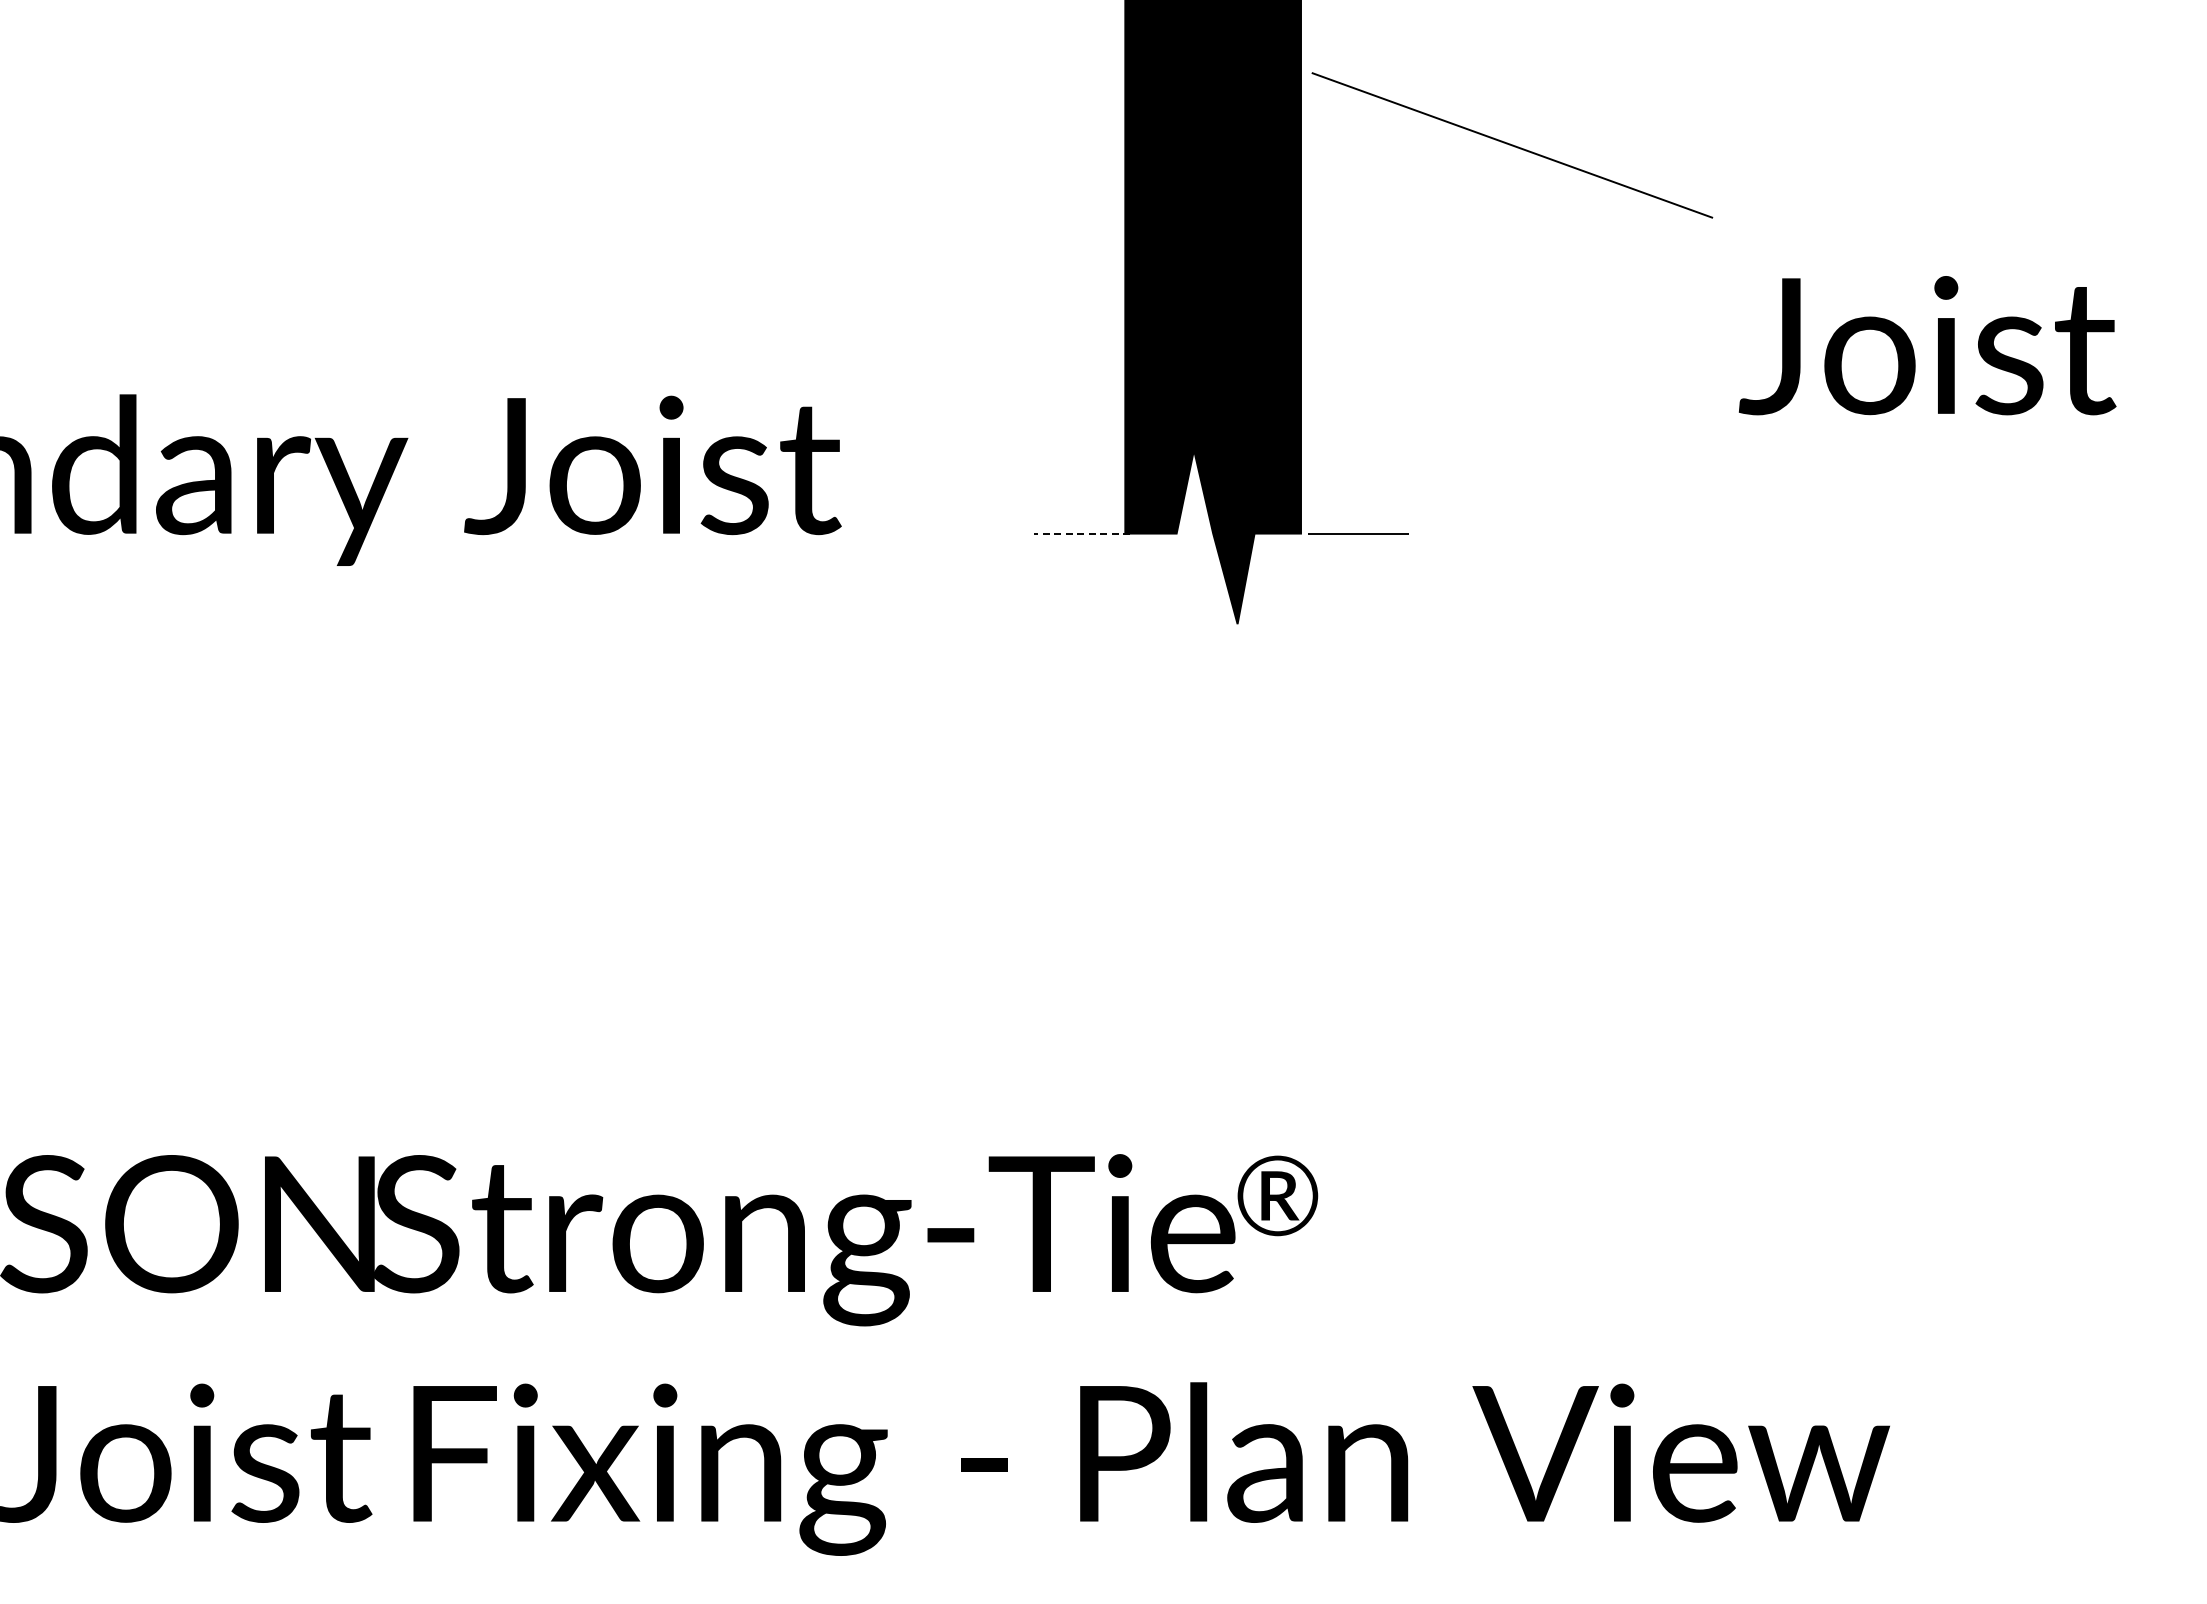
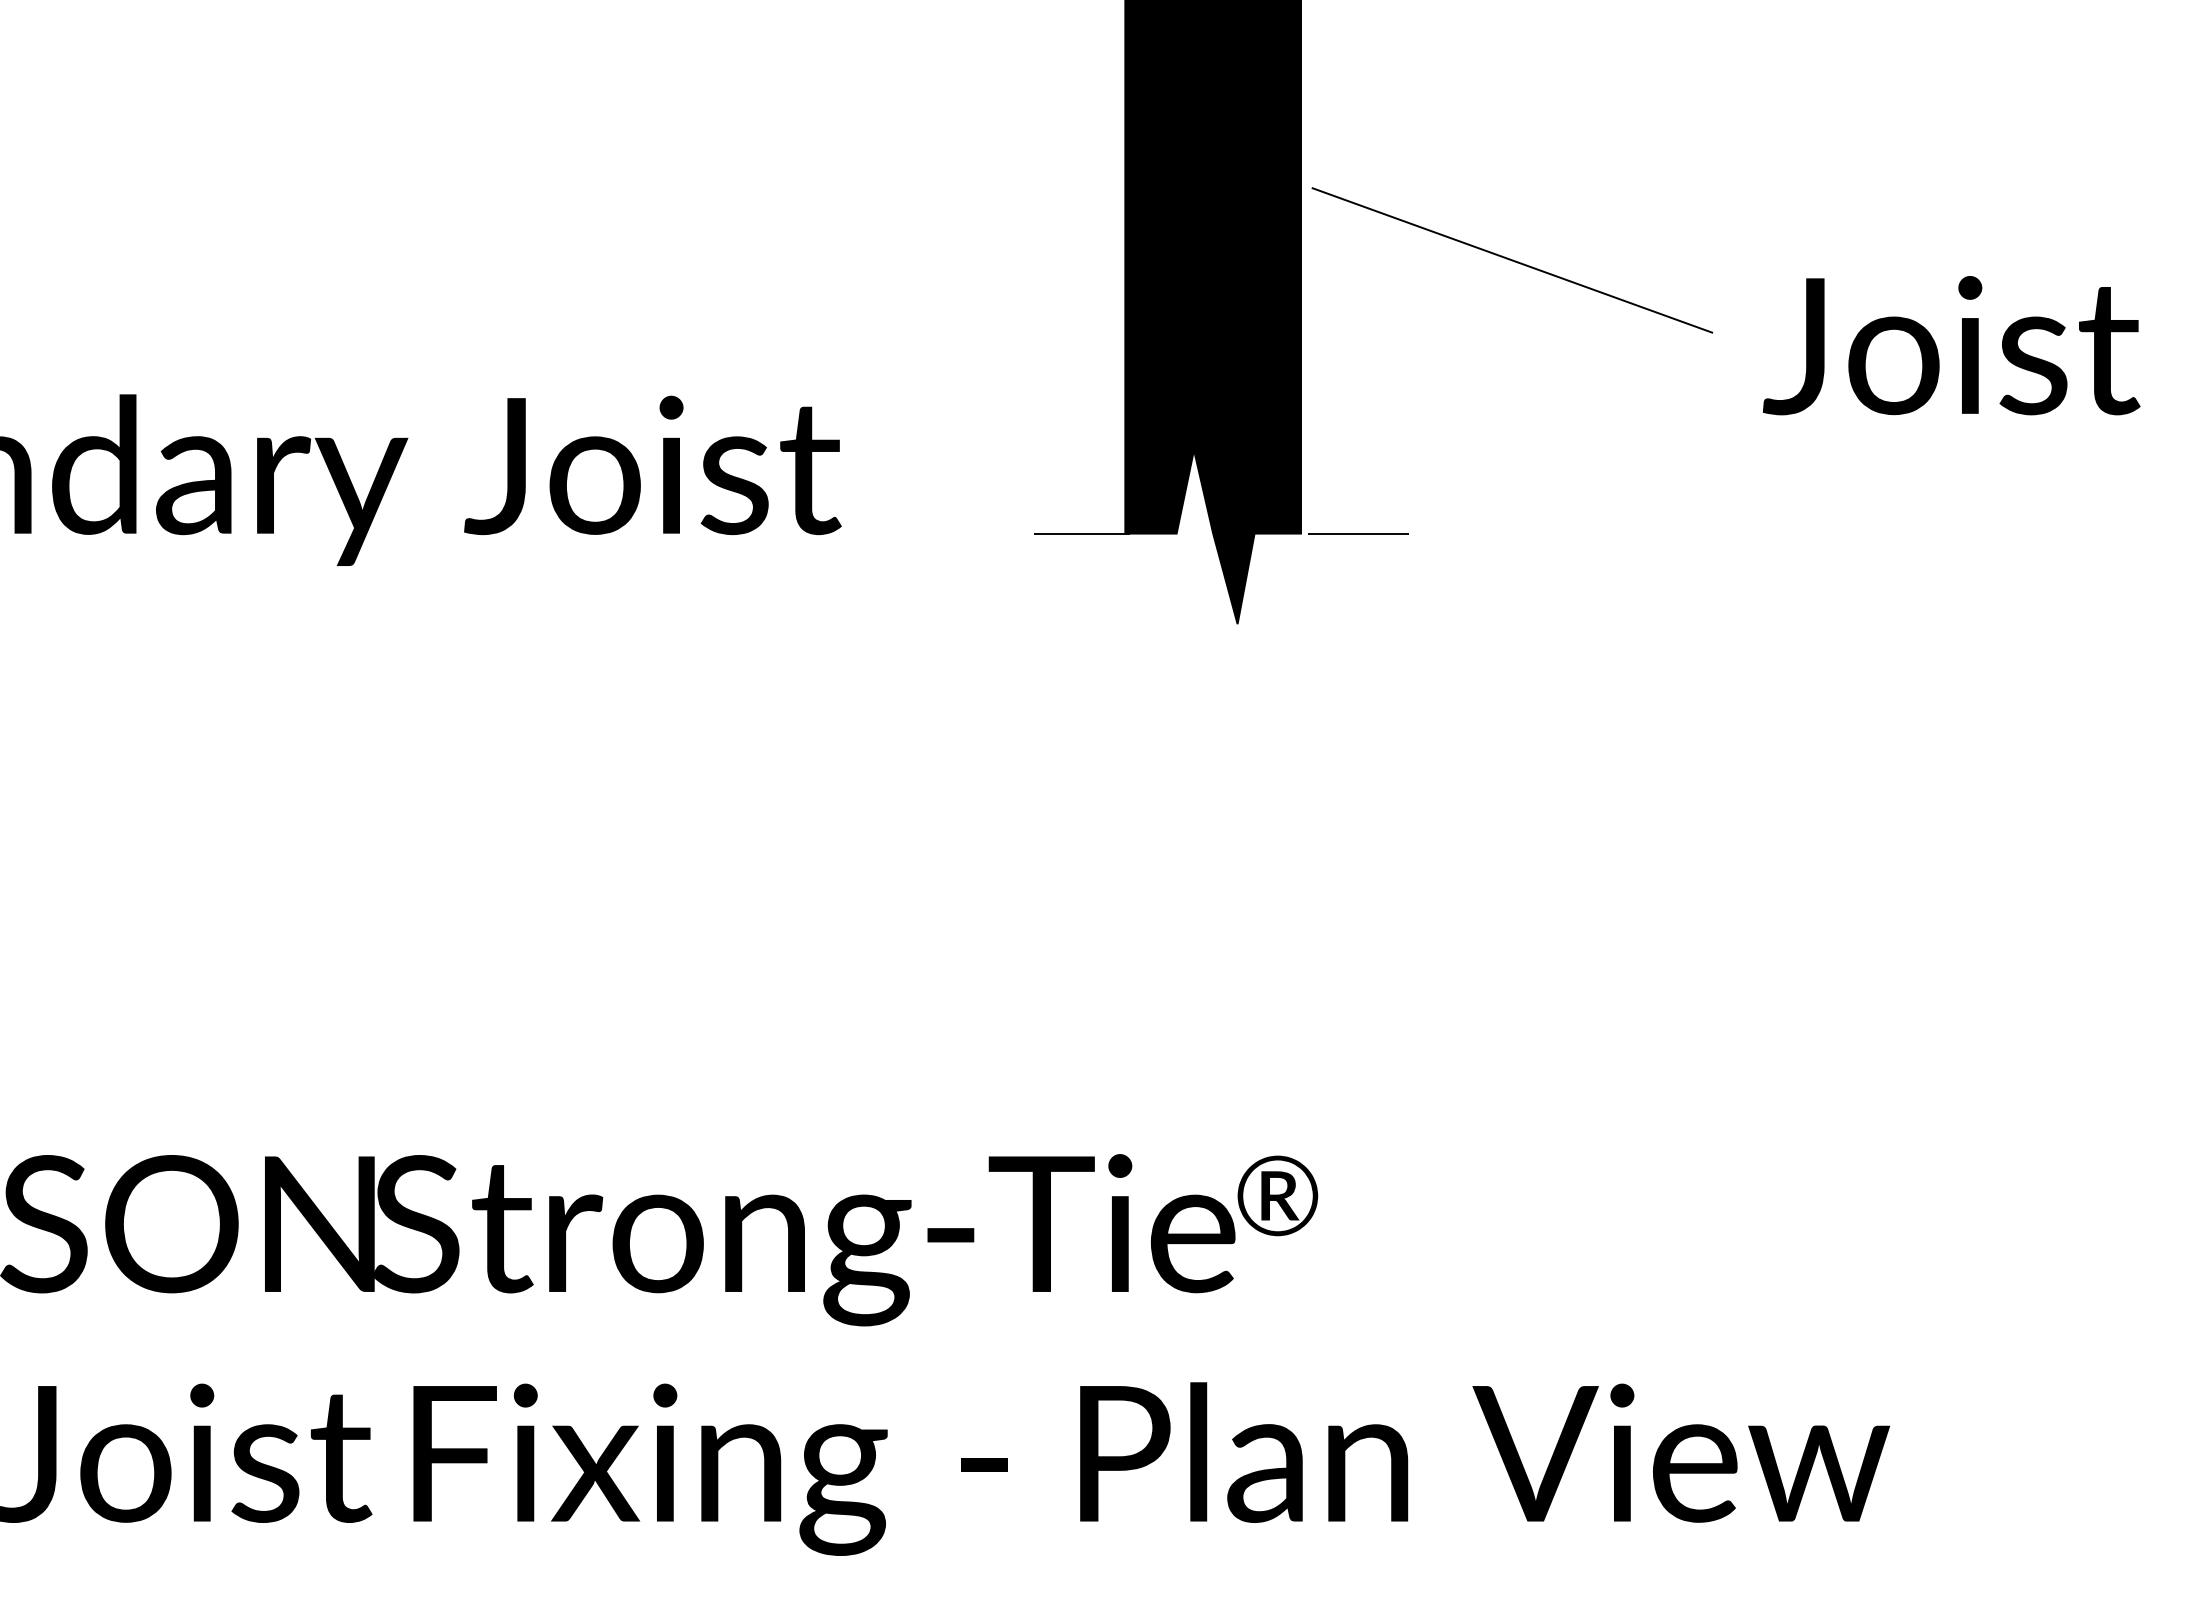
line position: (1512, 145) -> (1512, 260) (1512, 260)
text position: (1927, 345) -> (1951, 345) (1951, 345)
line: dashed -> solid (1081, 533)
